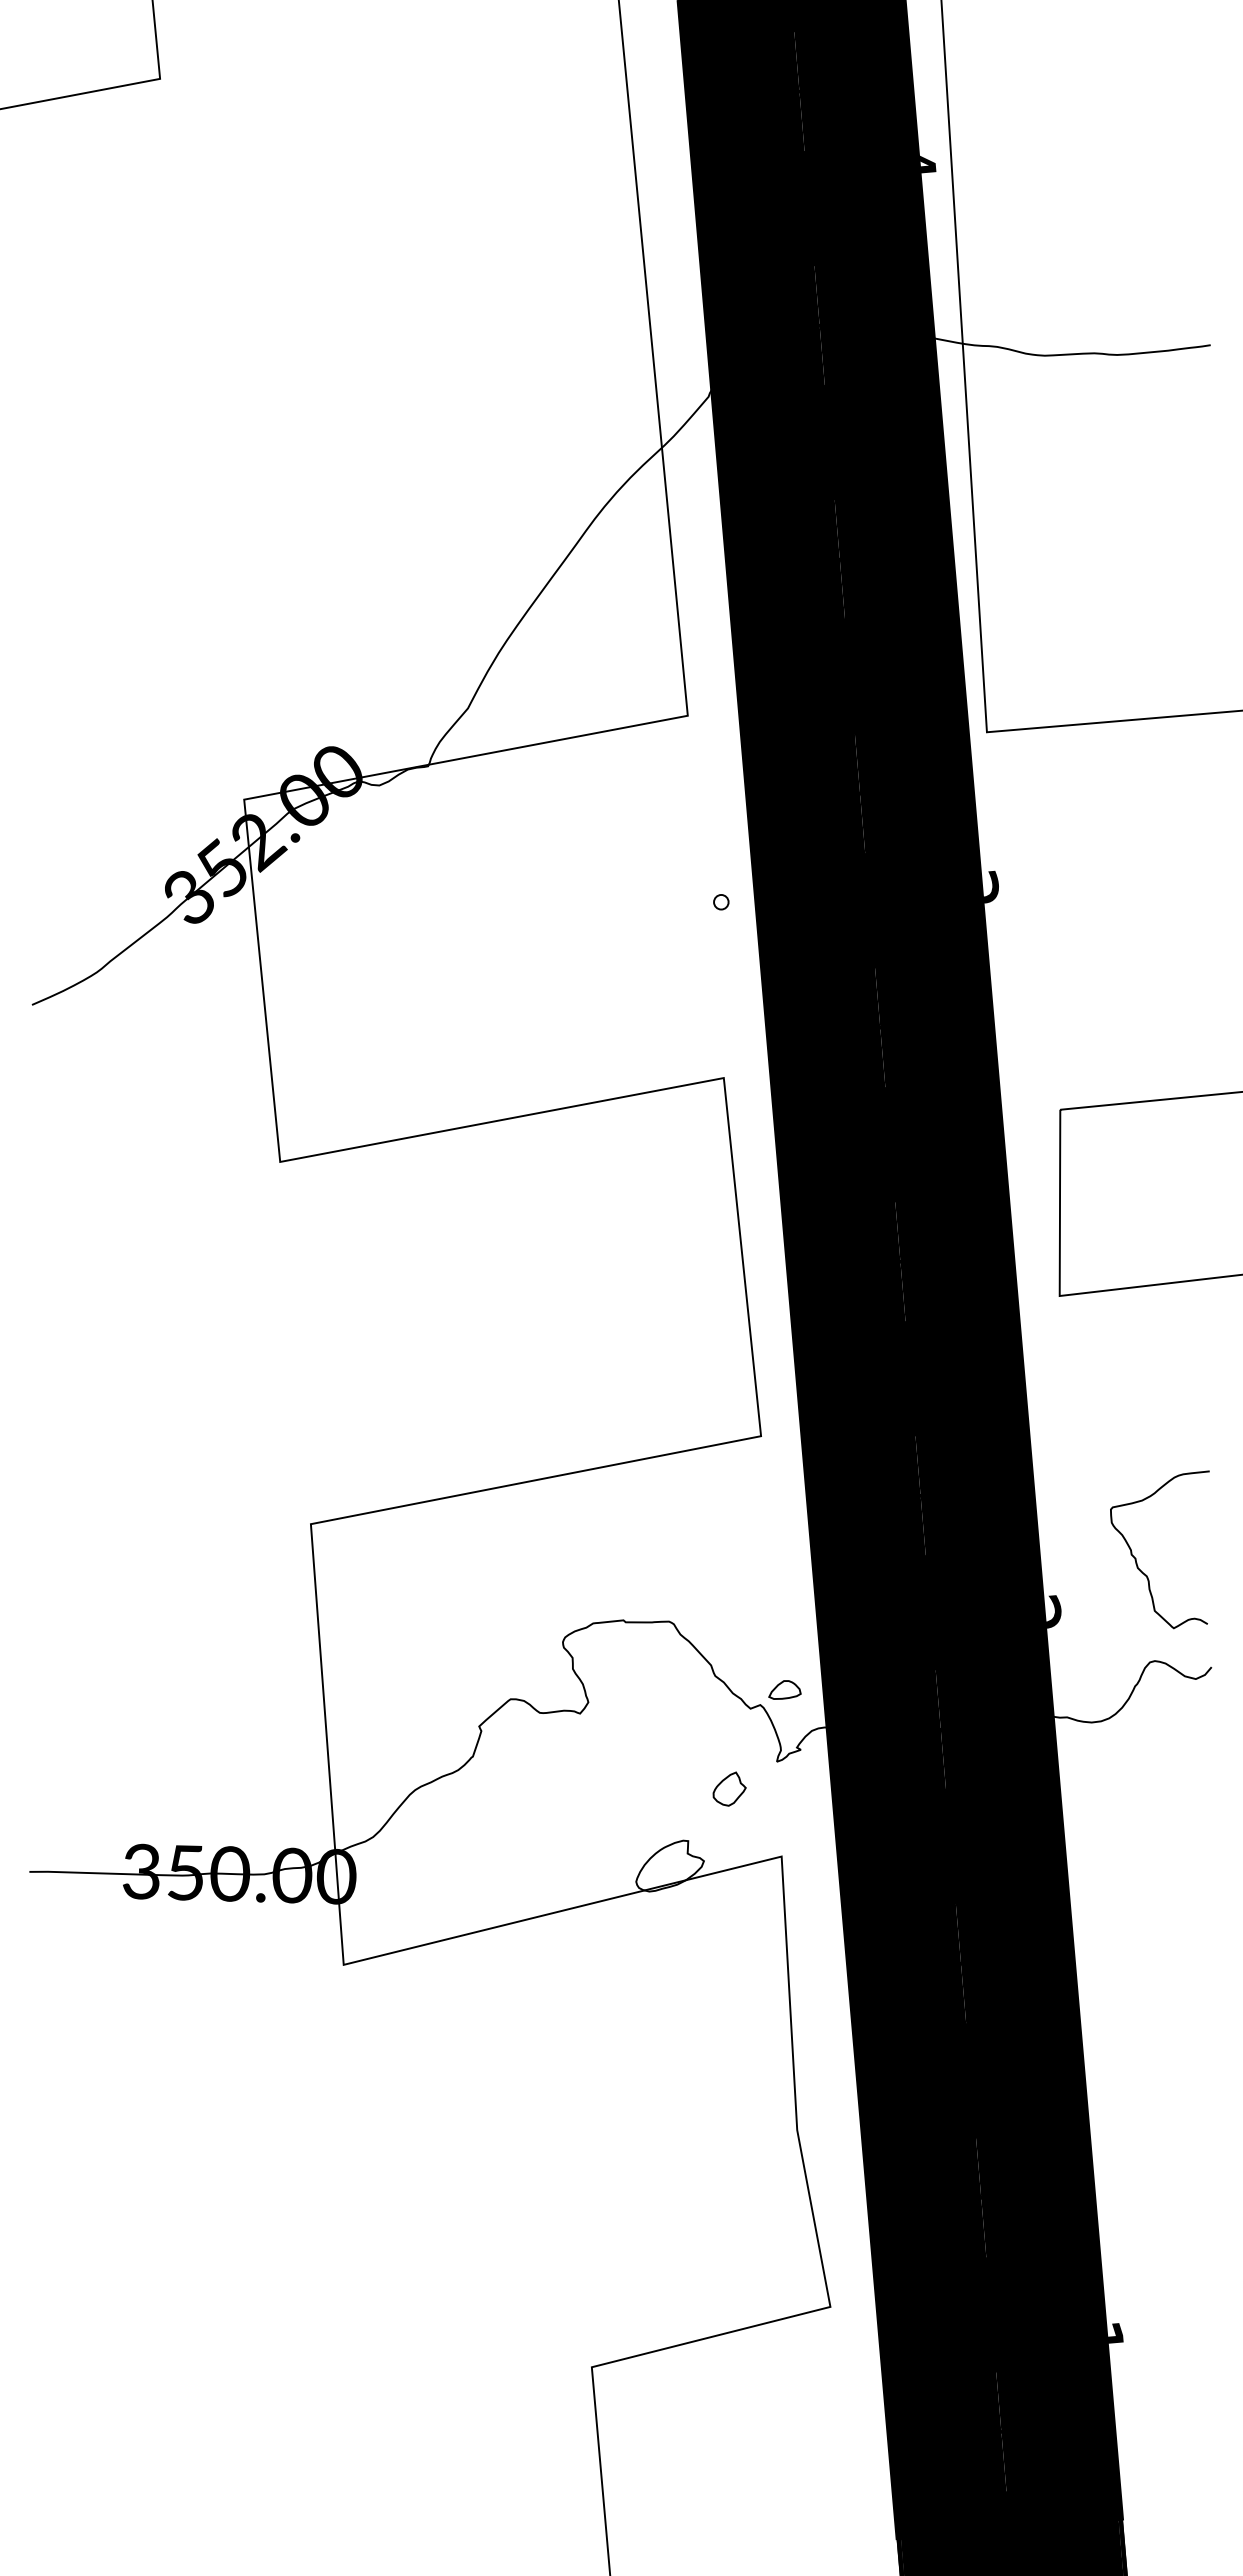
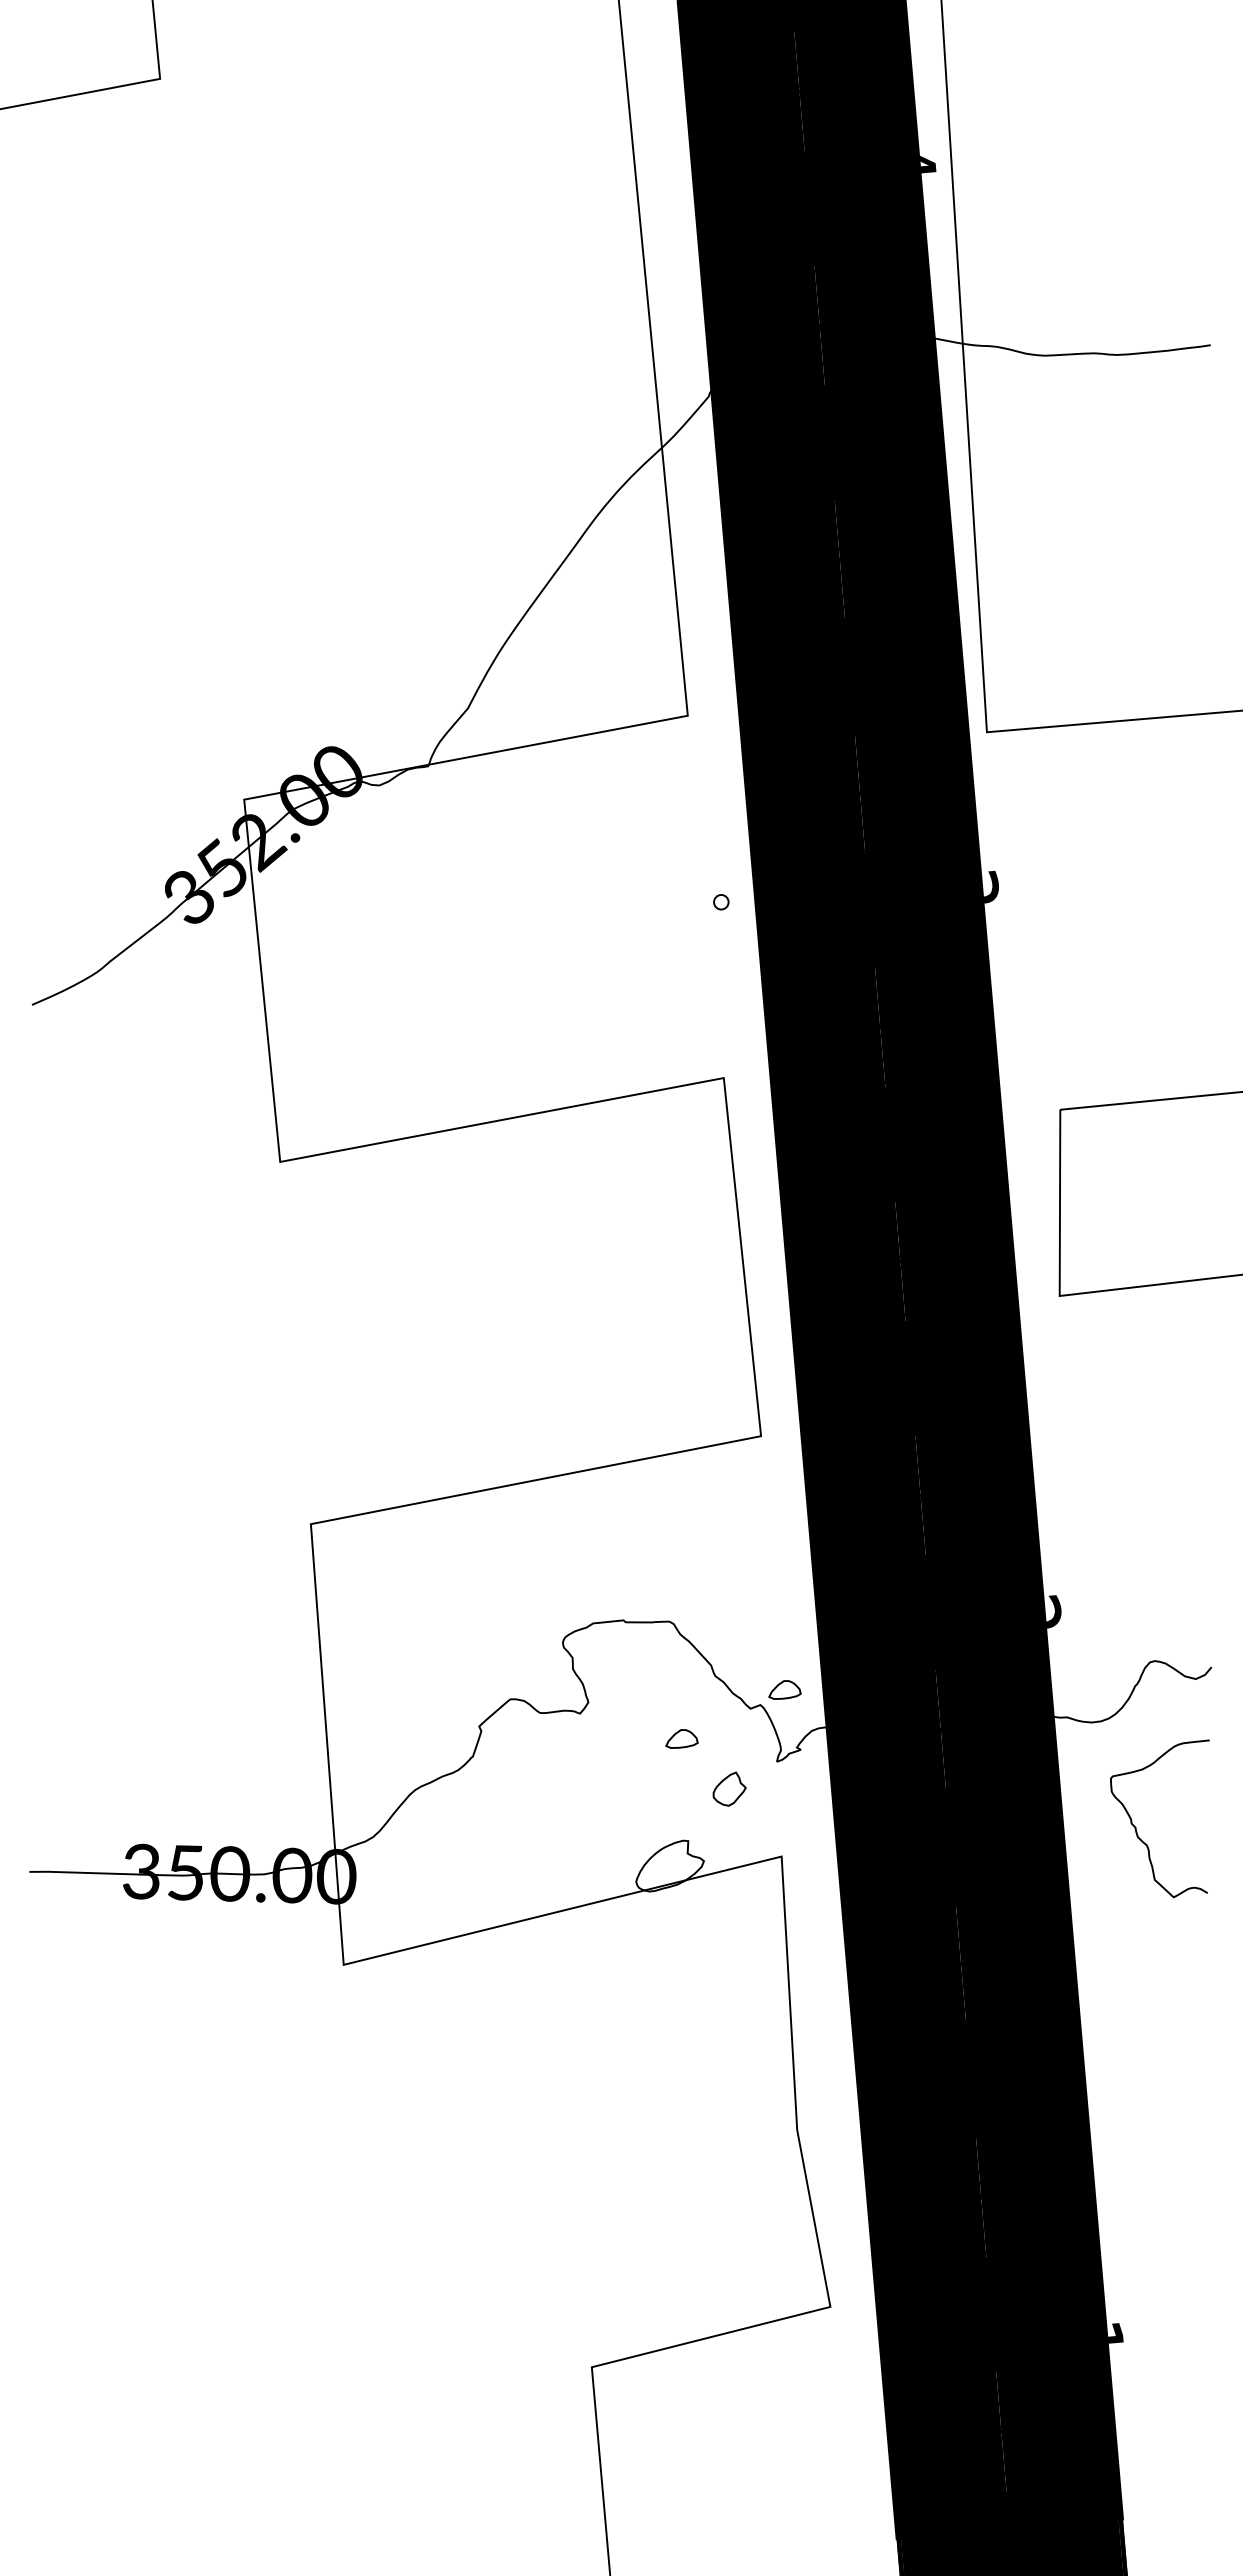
curve position: (1136, 1558) -> (1136, 1827) (1136, 1827)
part: none -> present (681, 1738)
